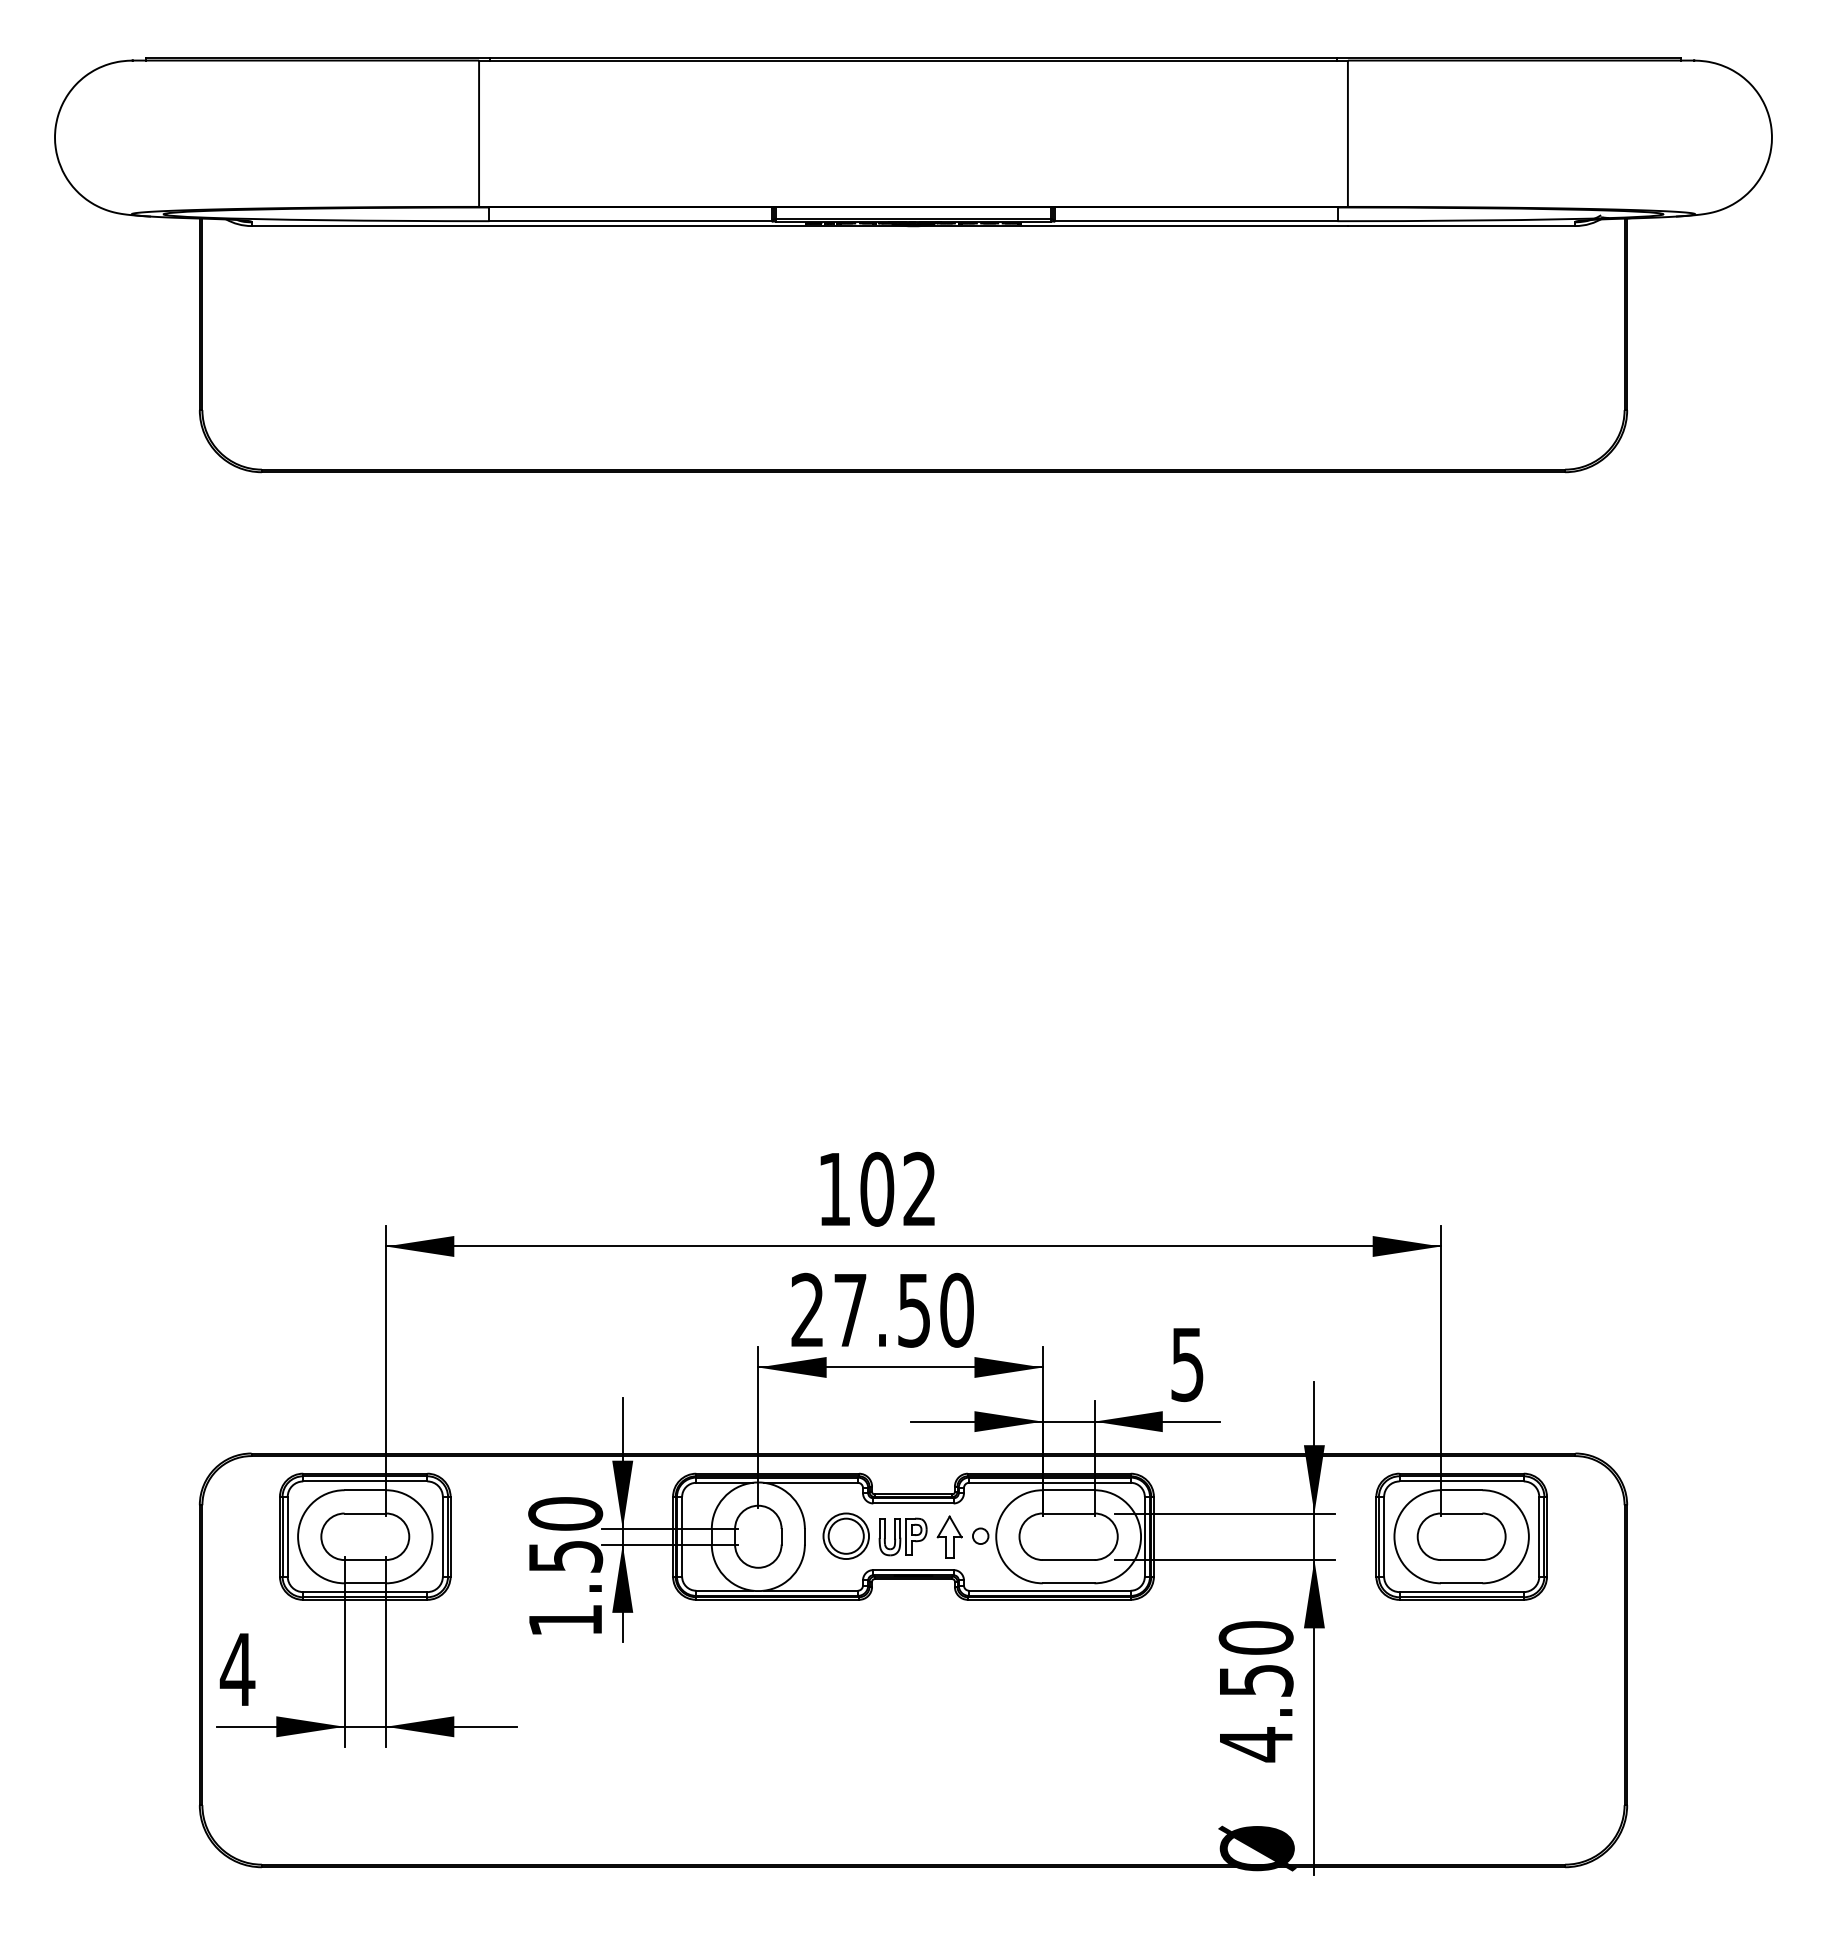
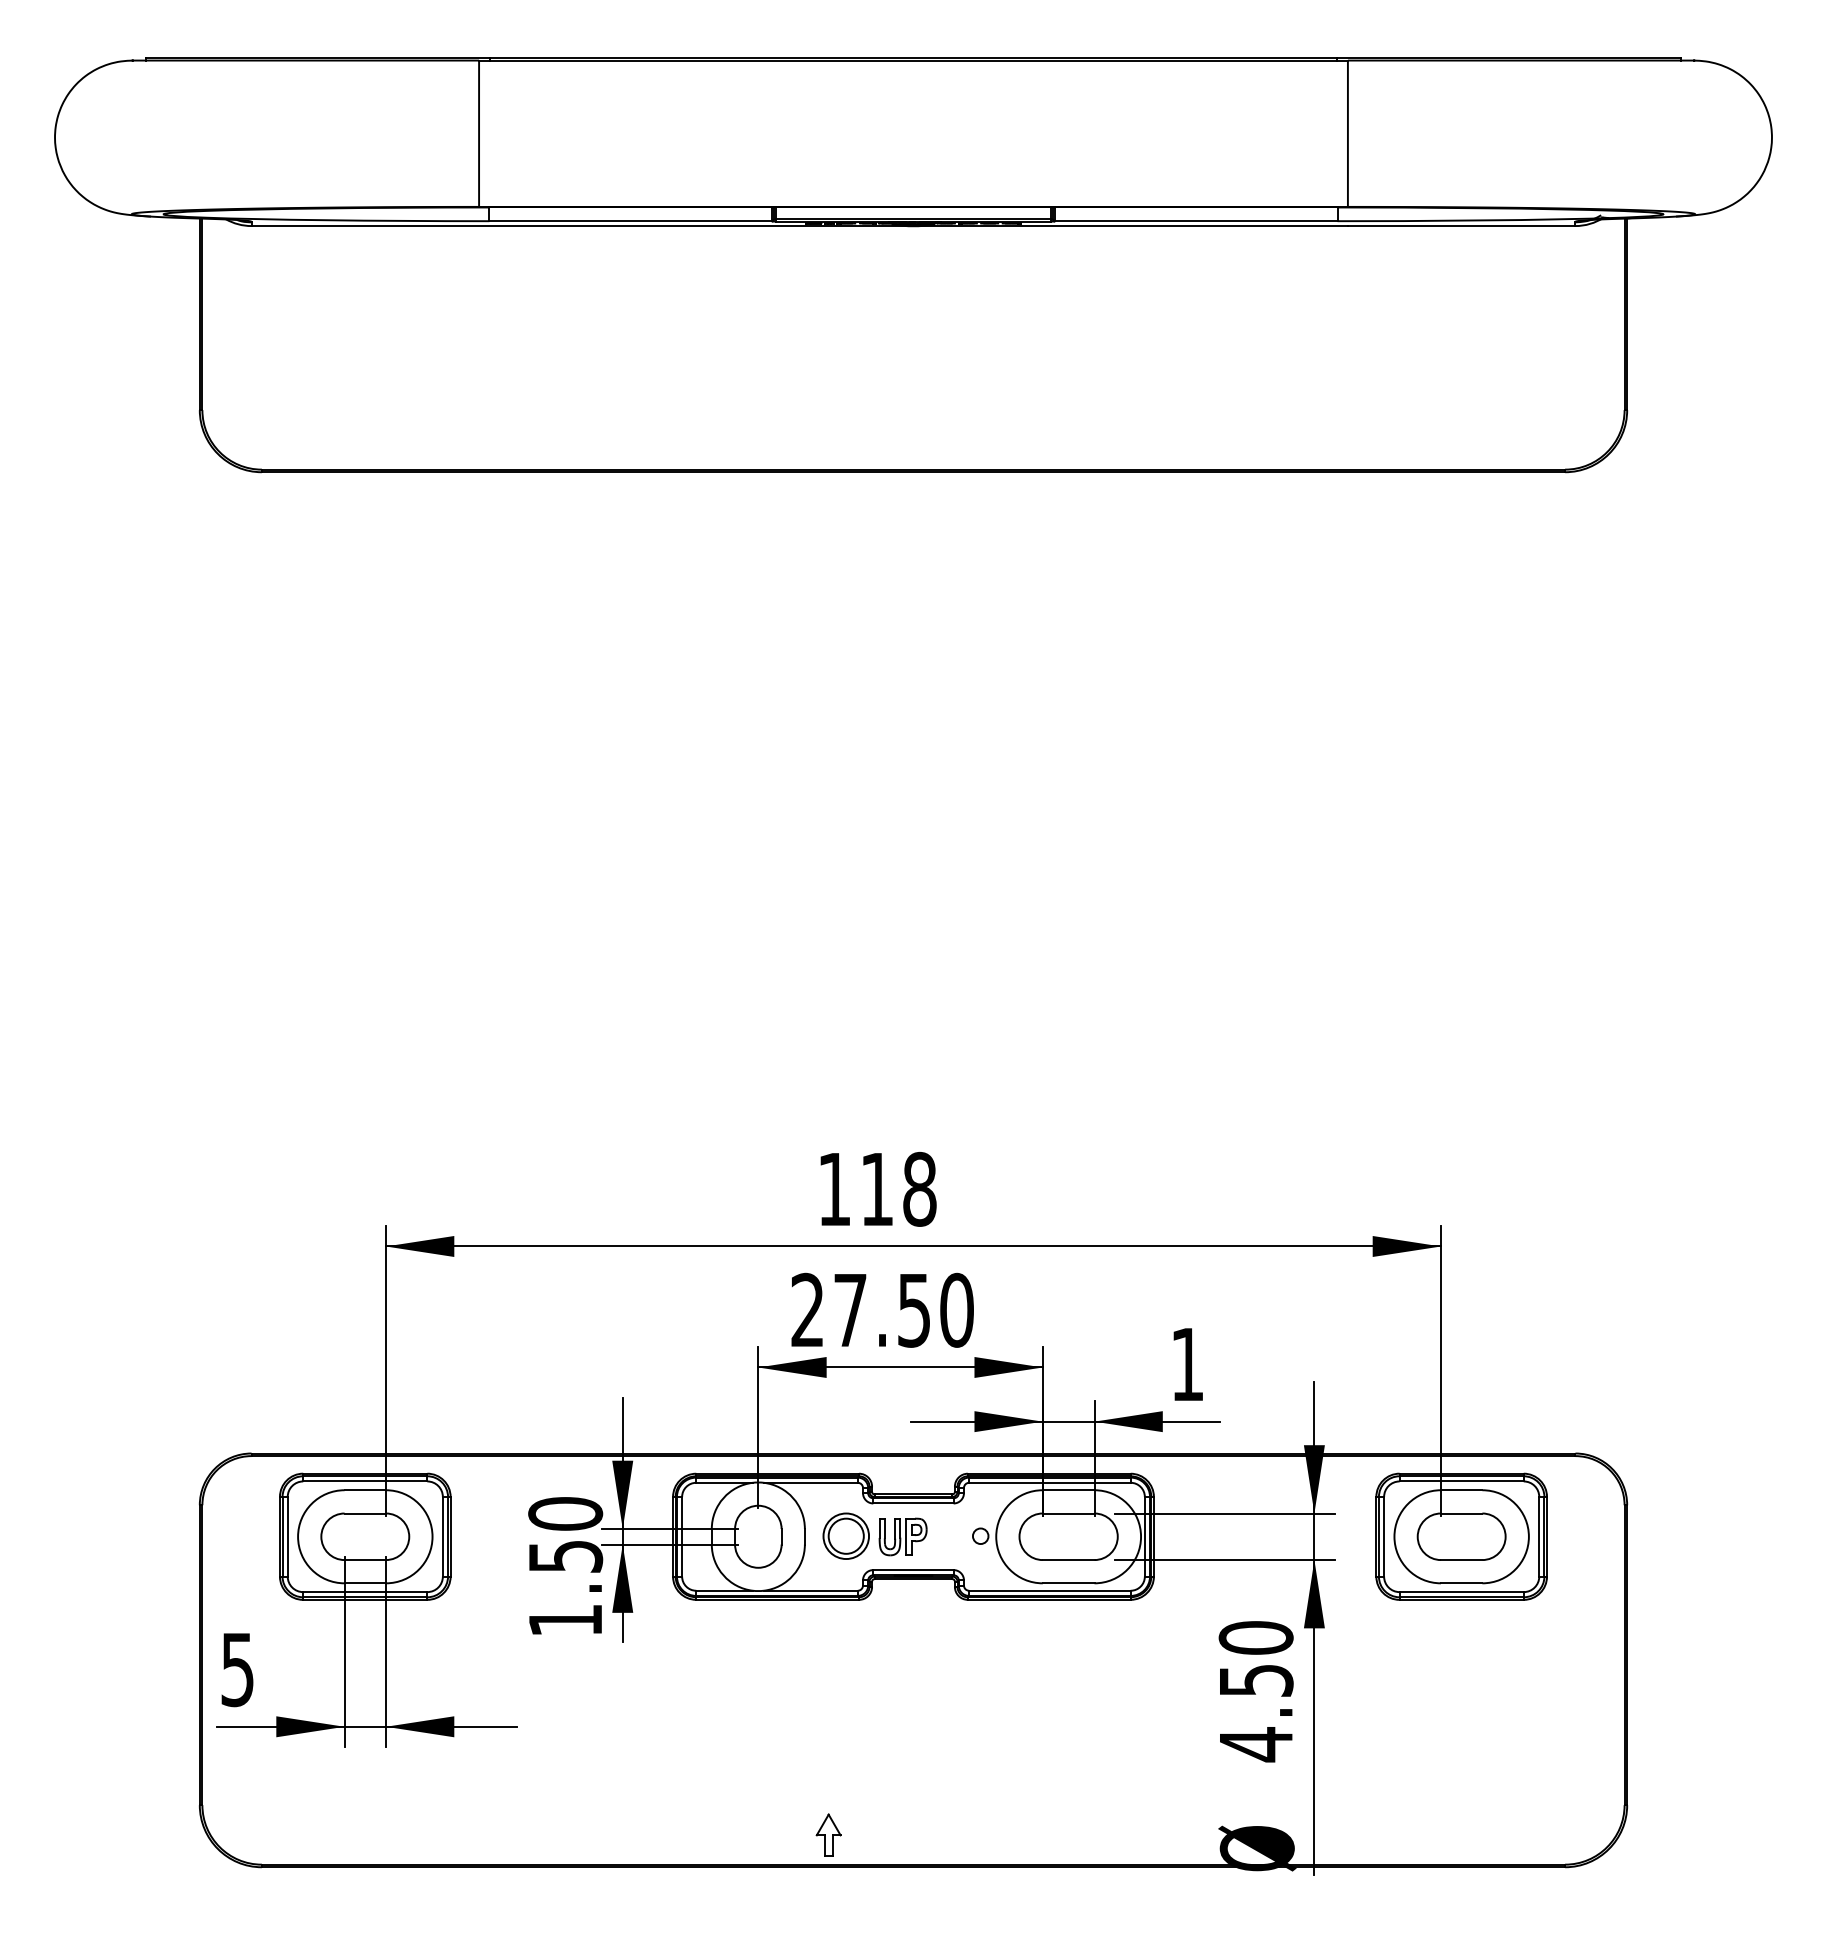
text: 102 -> 118 (898, 1188)
text: 5 -> 1 (1187, 1365)
part position: (949, 1536) -> (828, 1834) (828, 1834)
text: 4 -> 5 (237, 1670)
